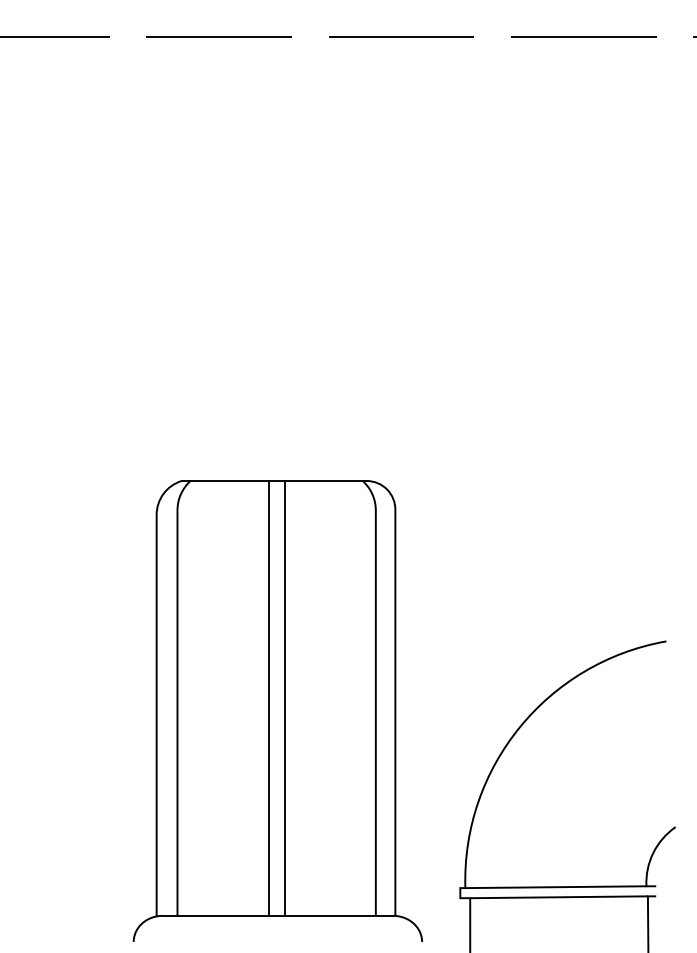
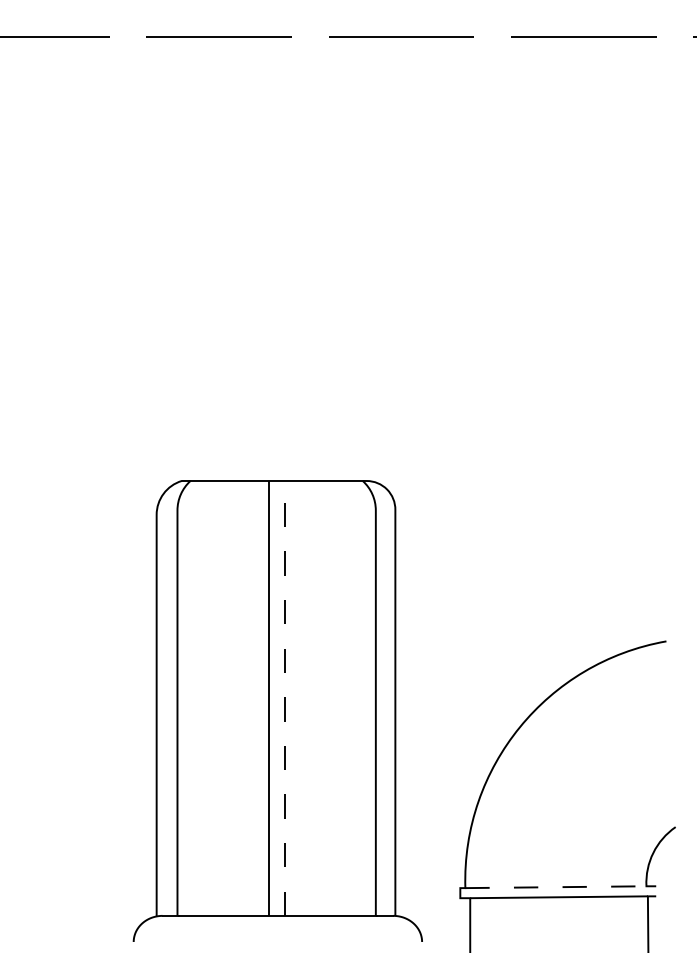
line: solid -> dashed (284, 697)
line: solid -> dashed (555, 887)
